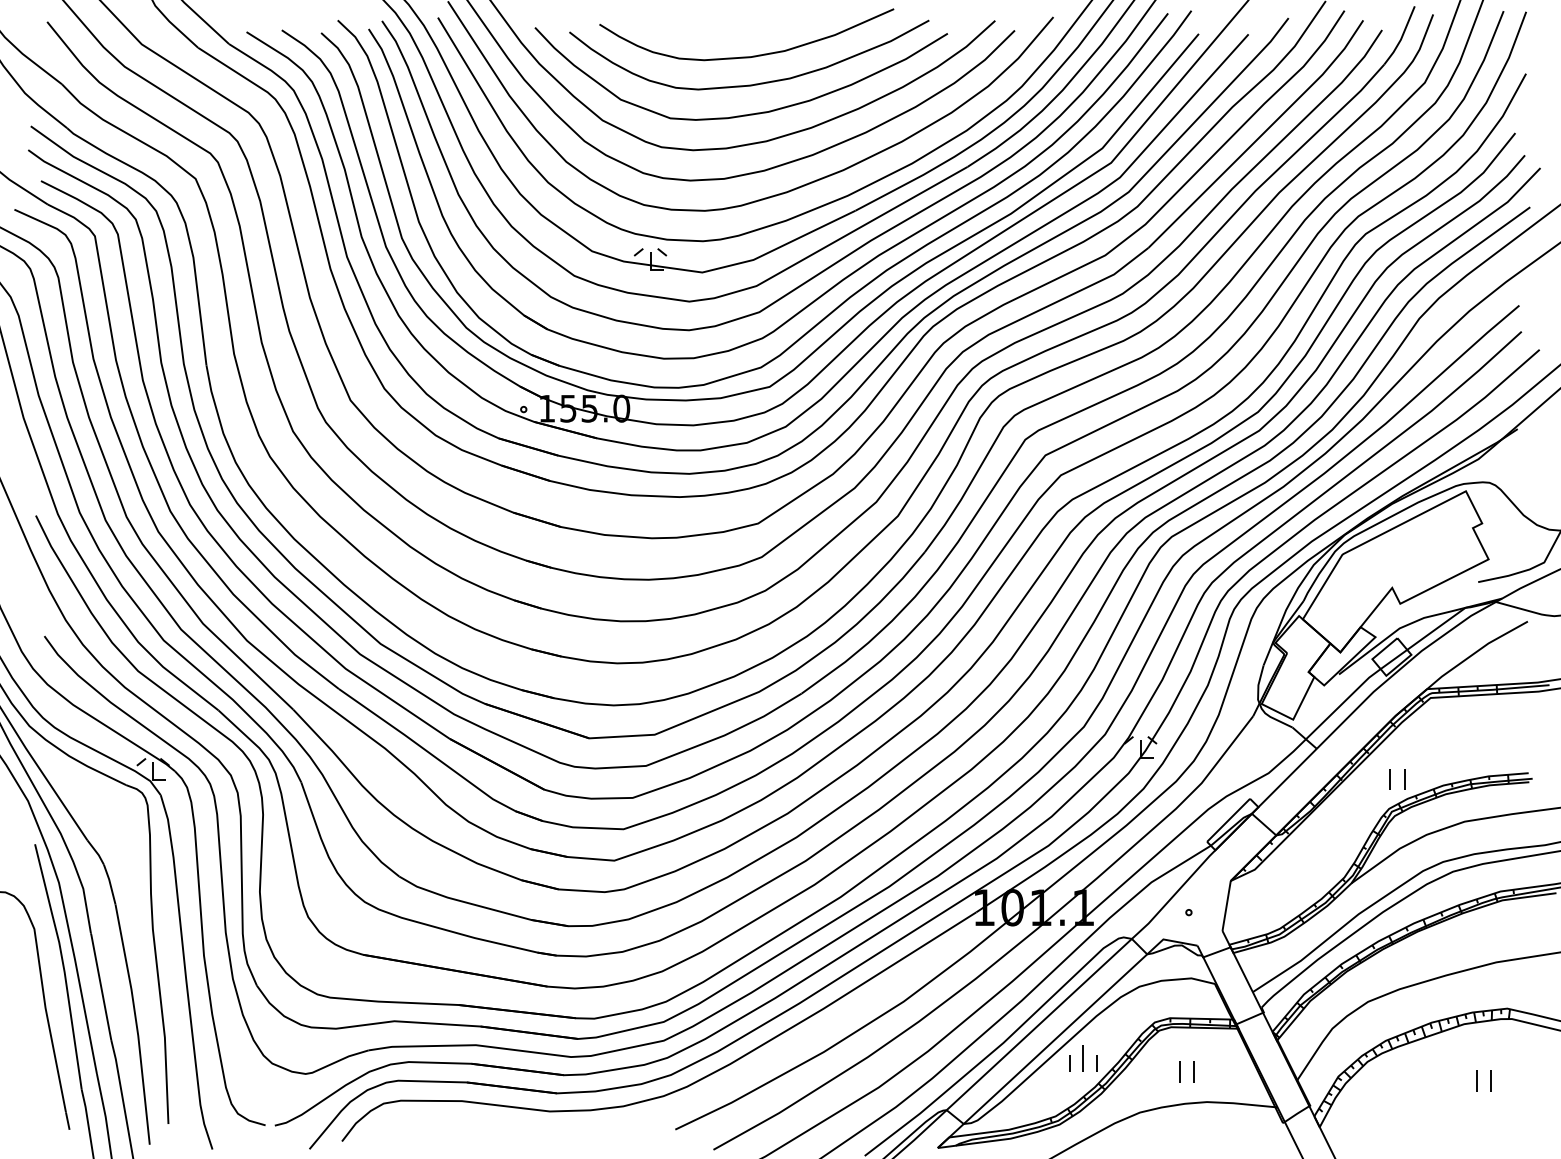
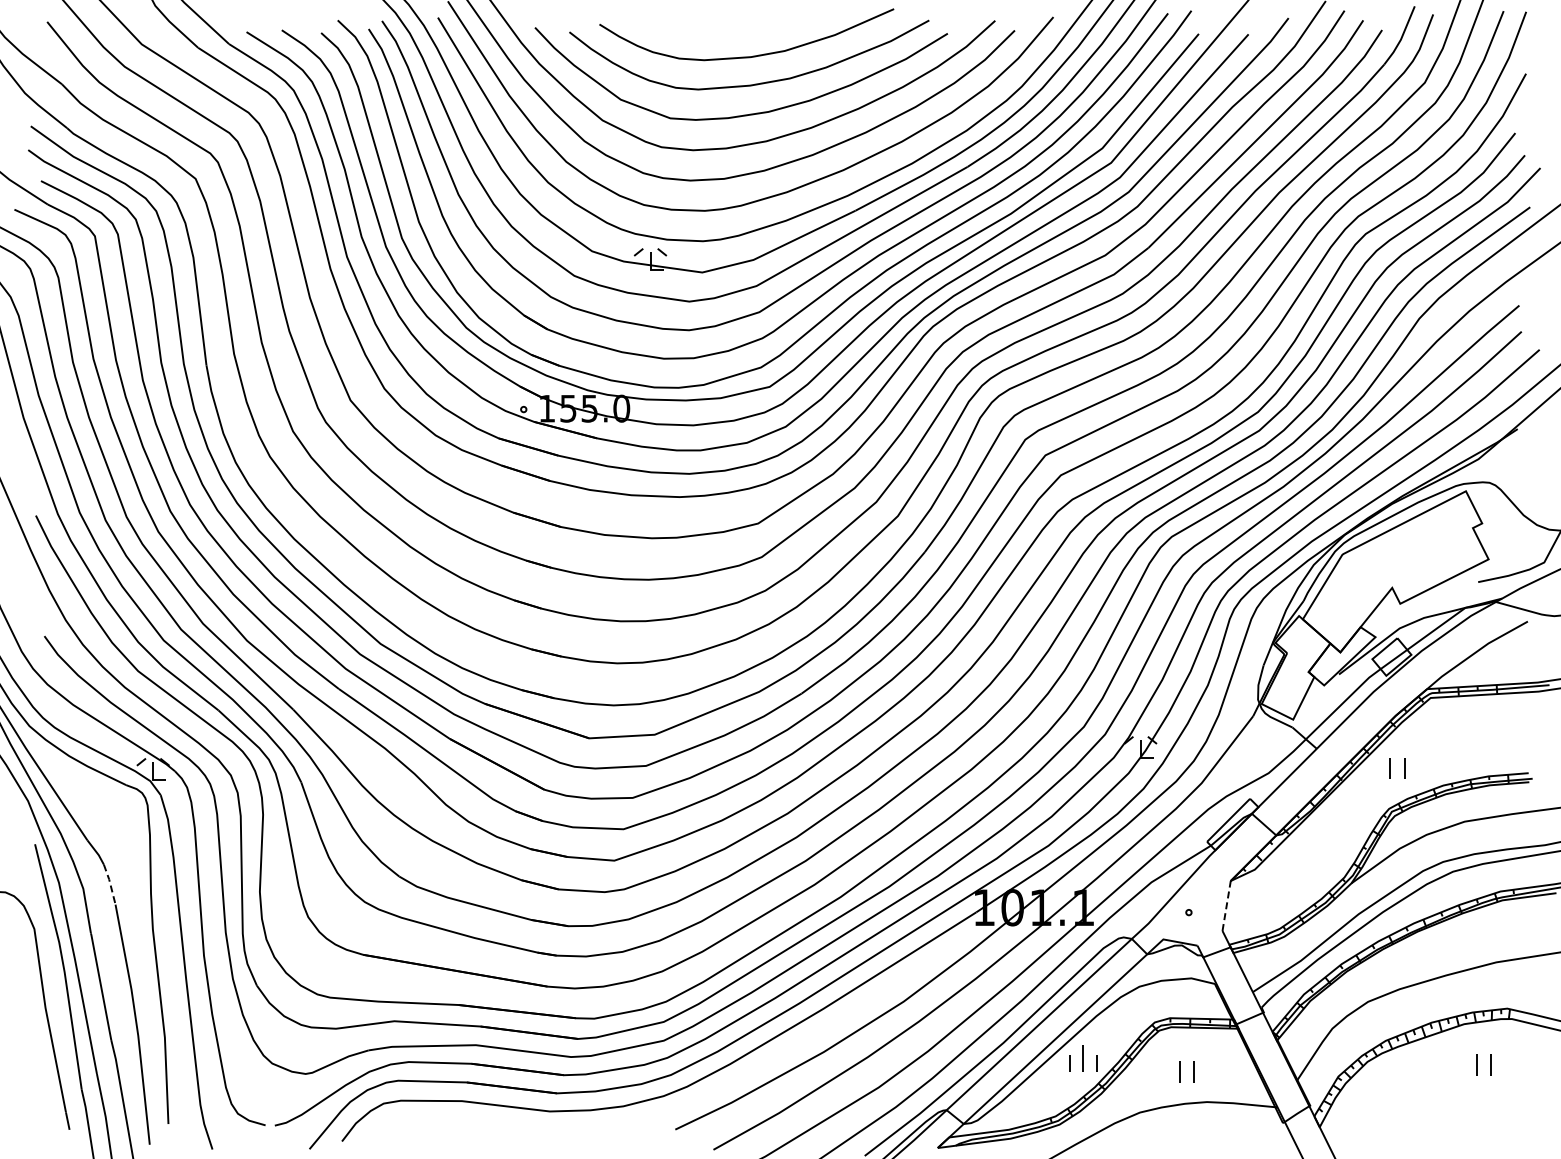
part position: (1390, 779) -> (1390, 768) (1390, 768)
line: solid -> dashed (110, 884)
line: solid -> dashed (1226, 905)
part position: (1483, 1080) -> (1483, 1064) (1483, 1064)
